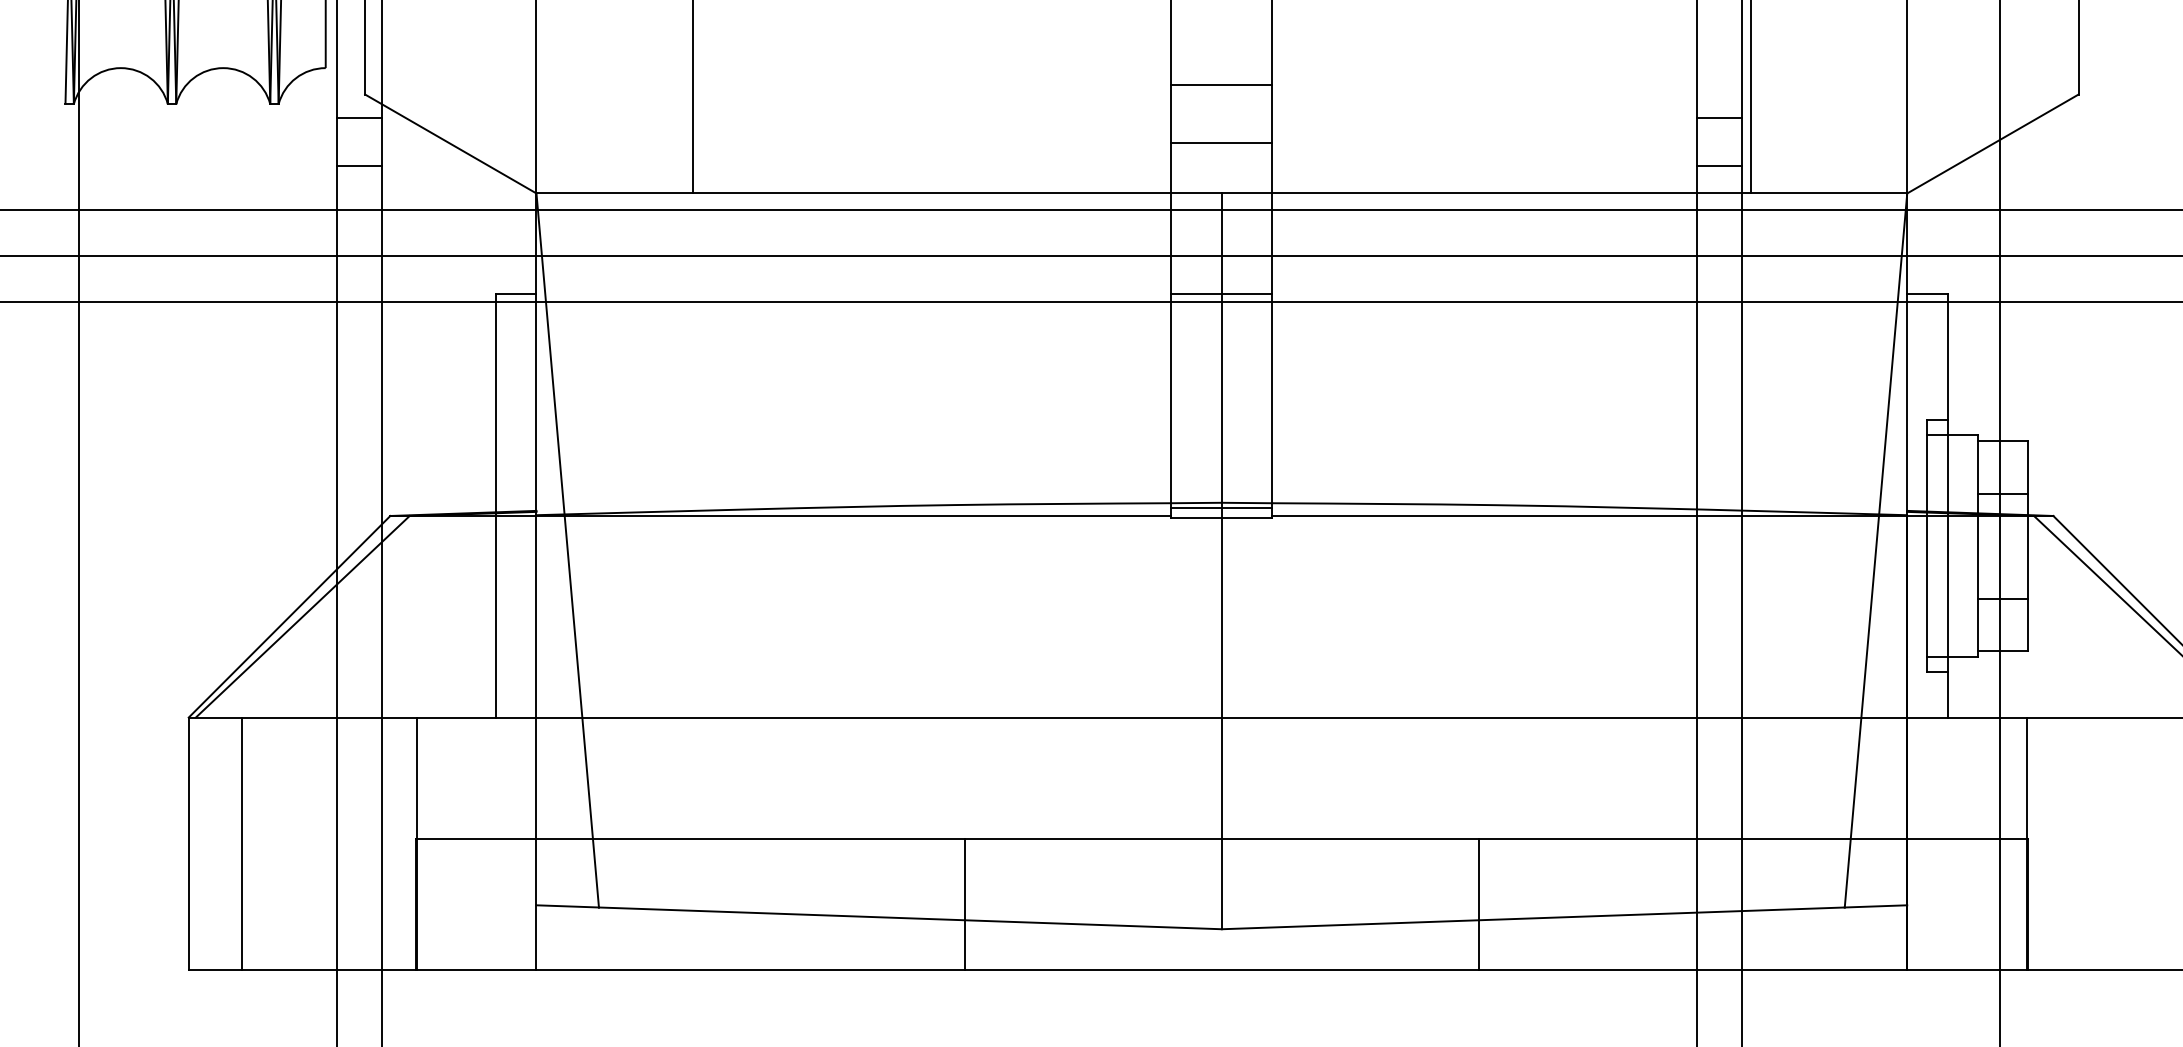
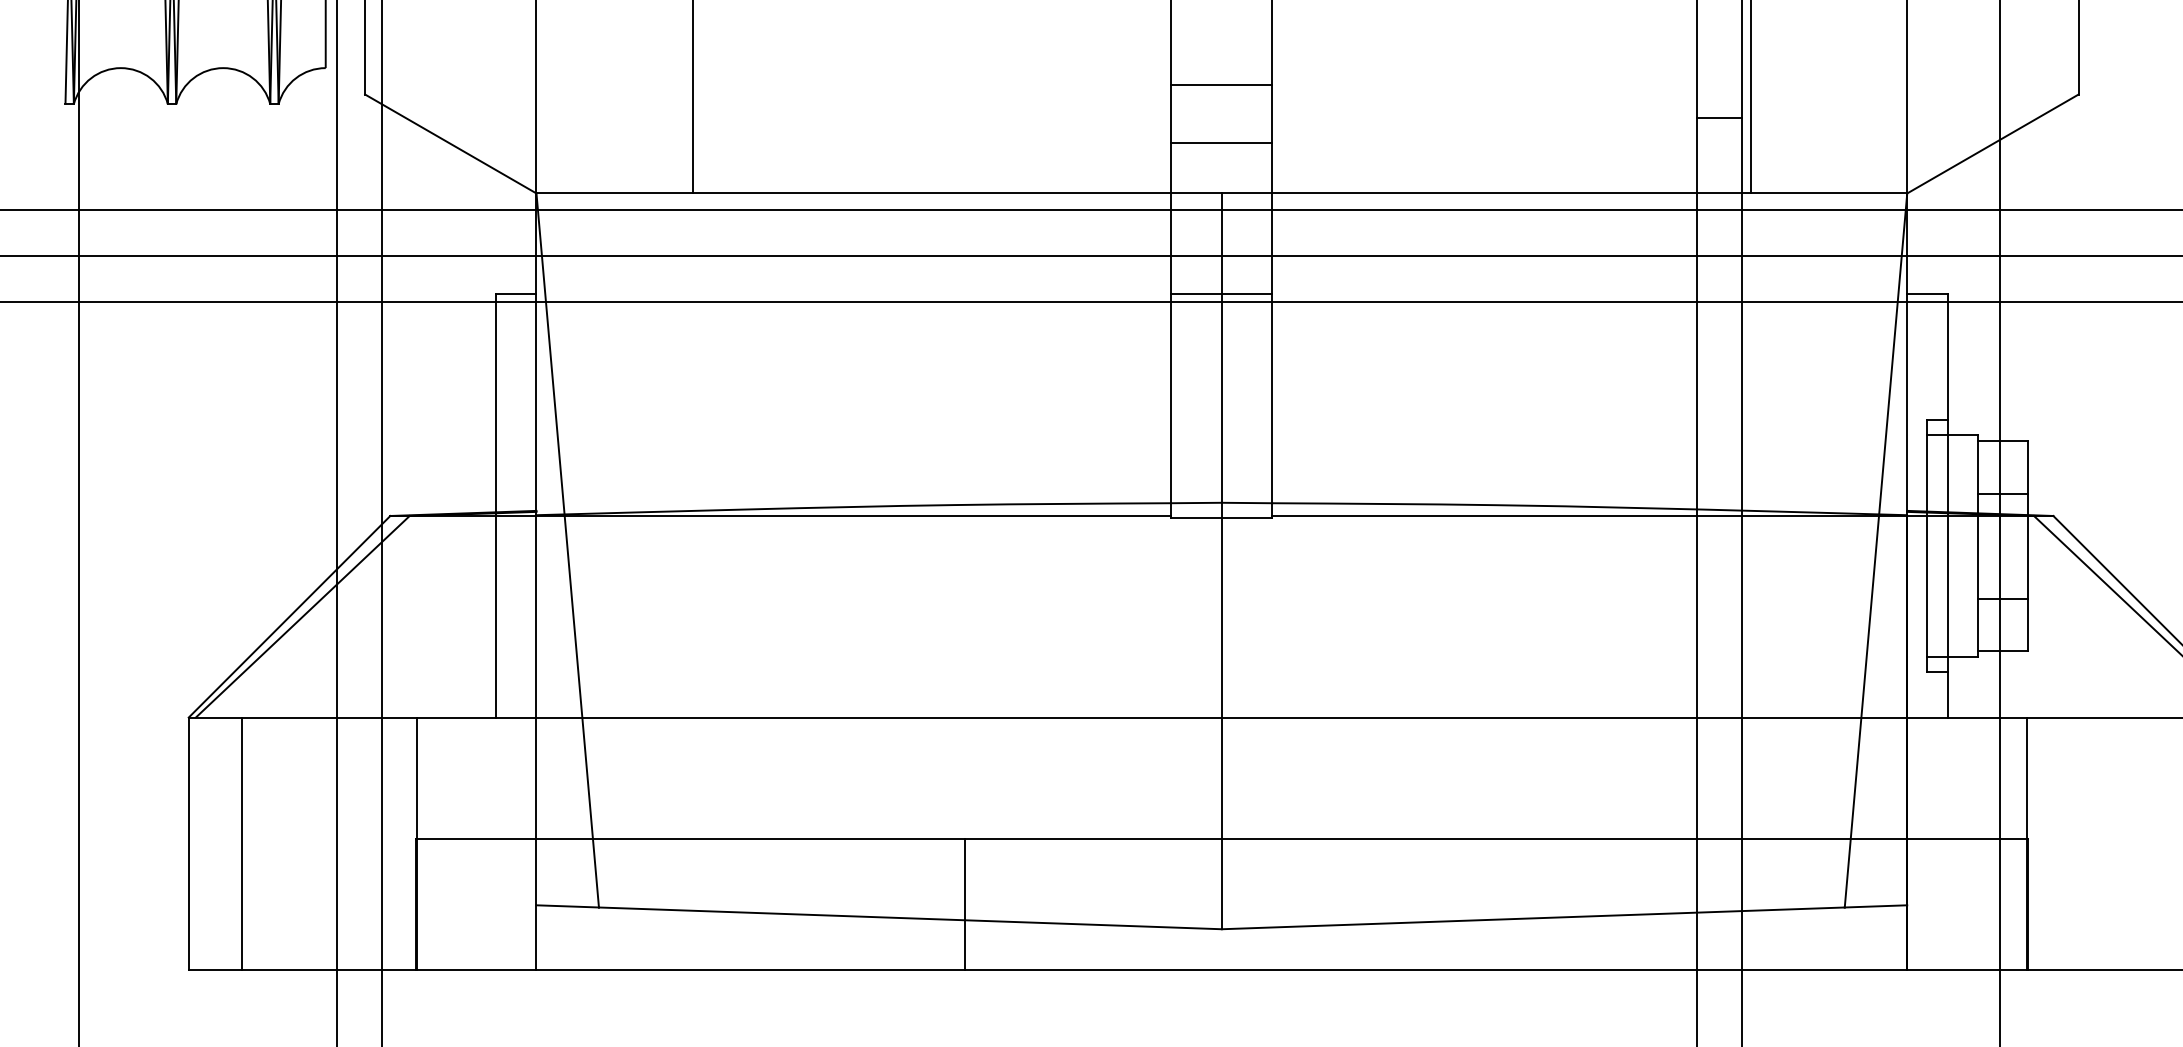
line: present -> none (358, 118)
line: present -> none (358, 166)
line: present -> none (1719, 166)
line: present -> none (1221, 508)
line: present -> none (1478, 903)
